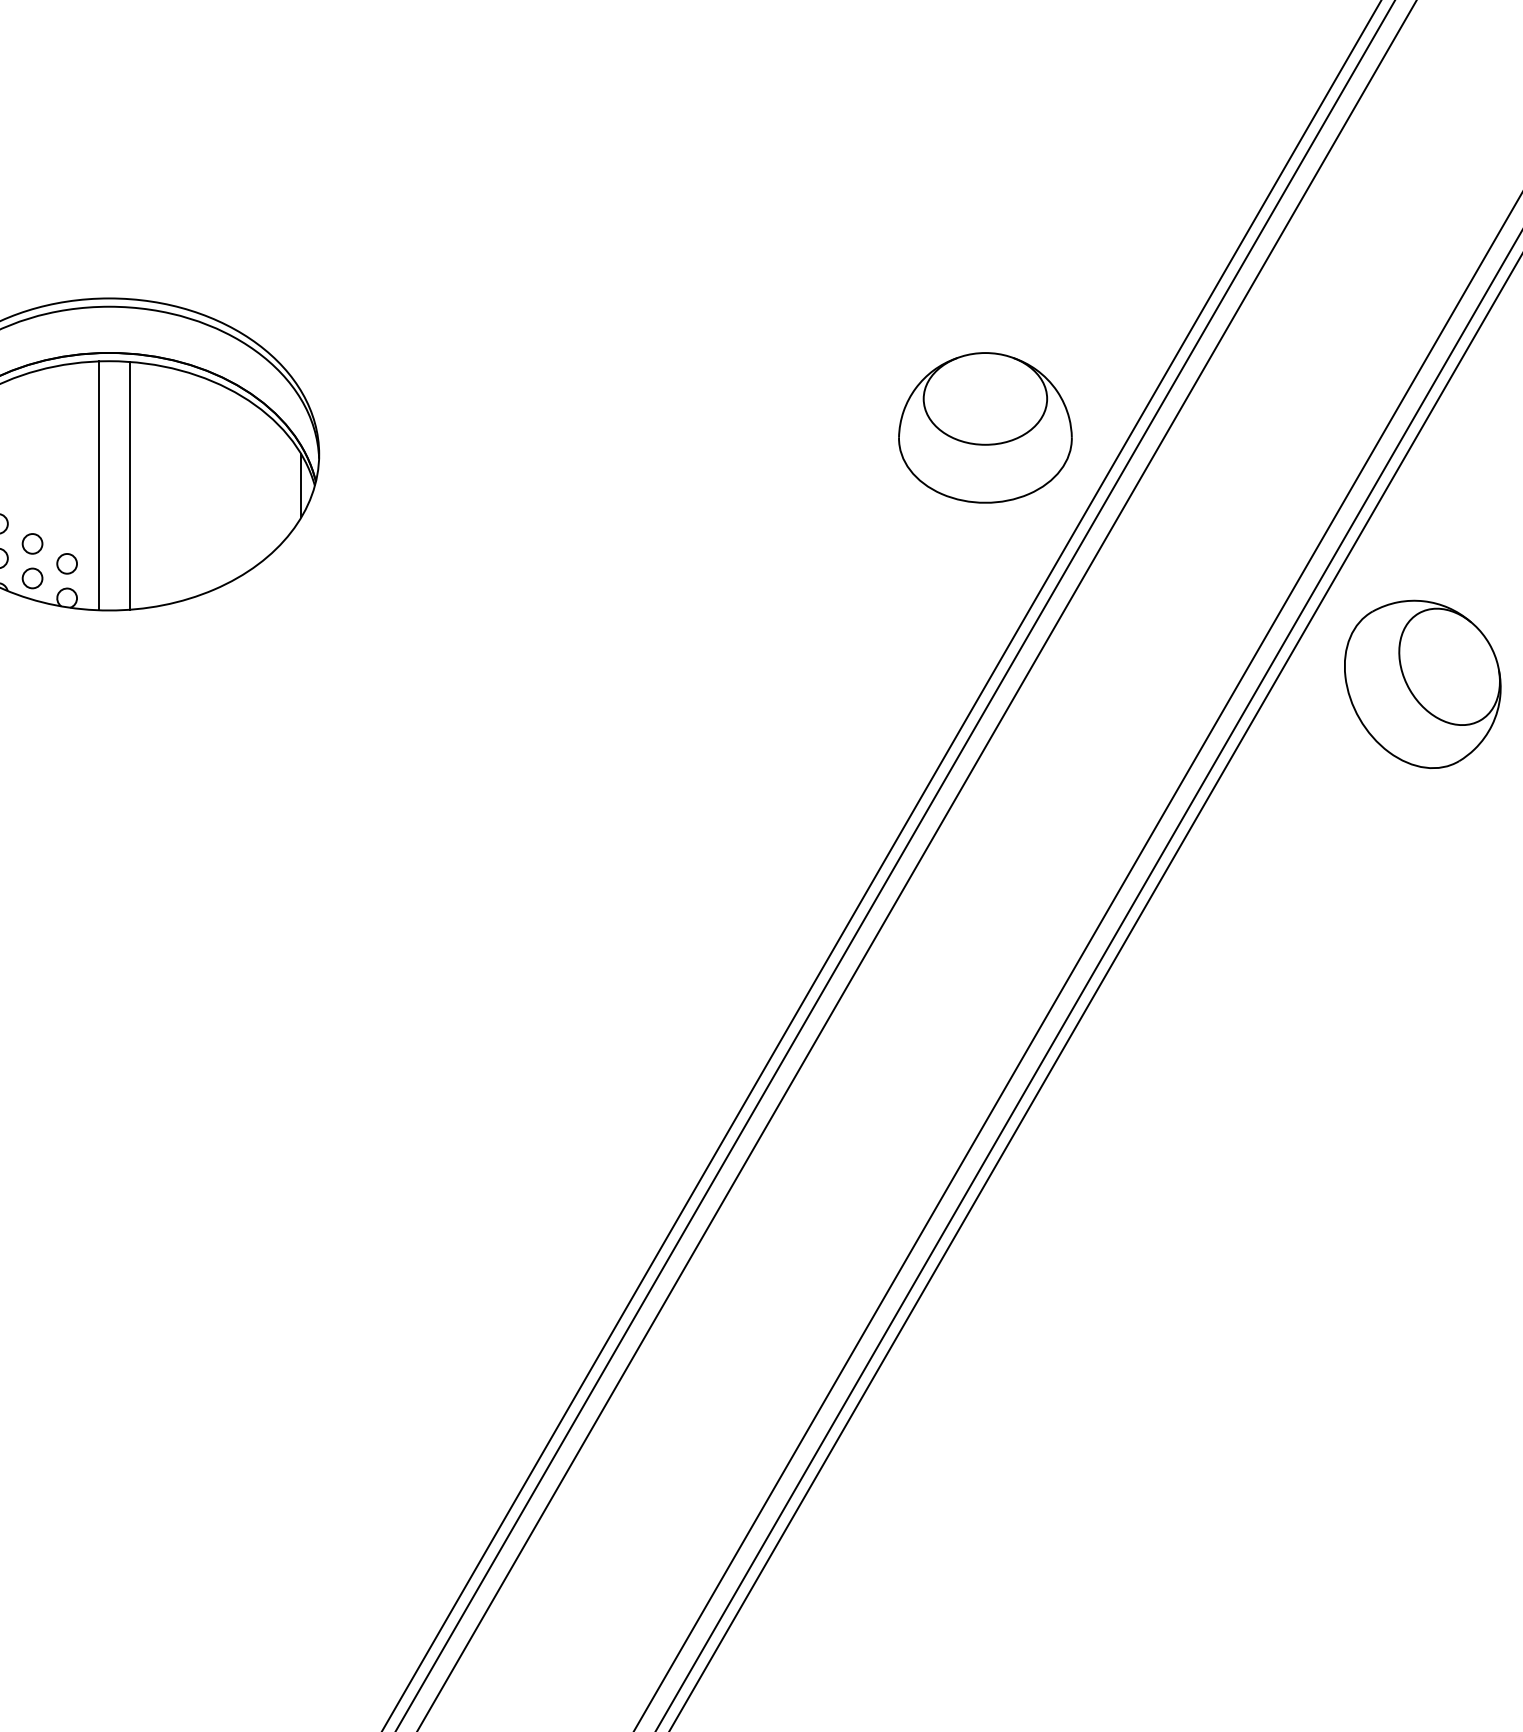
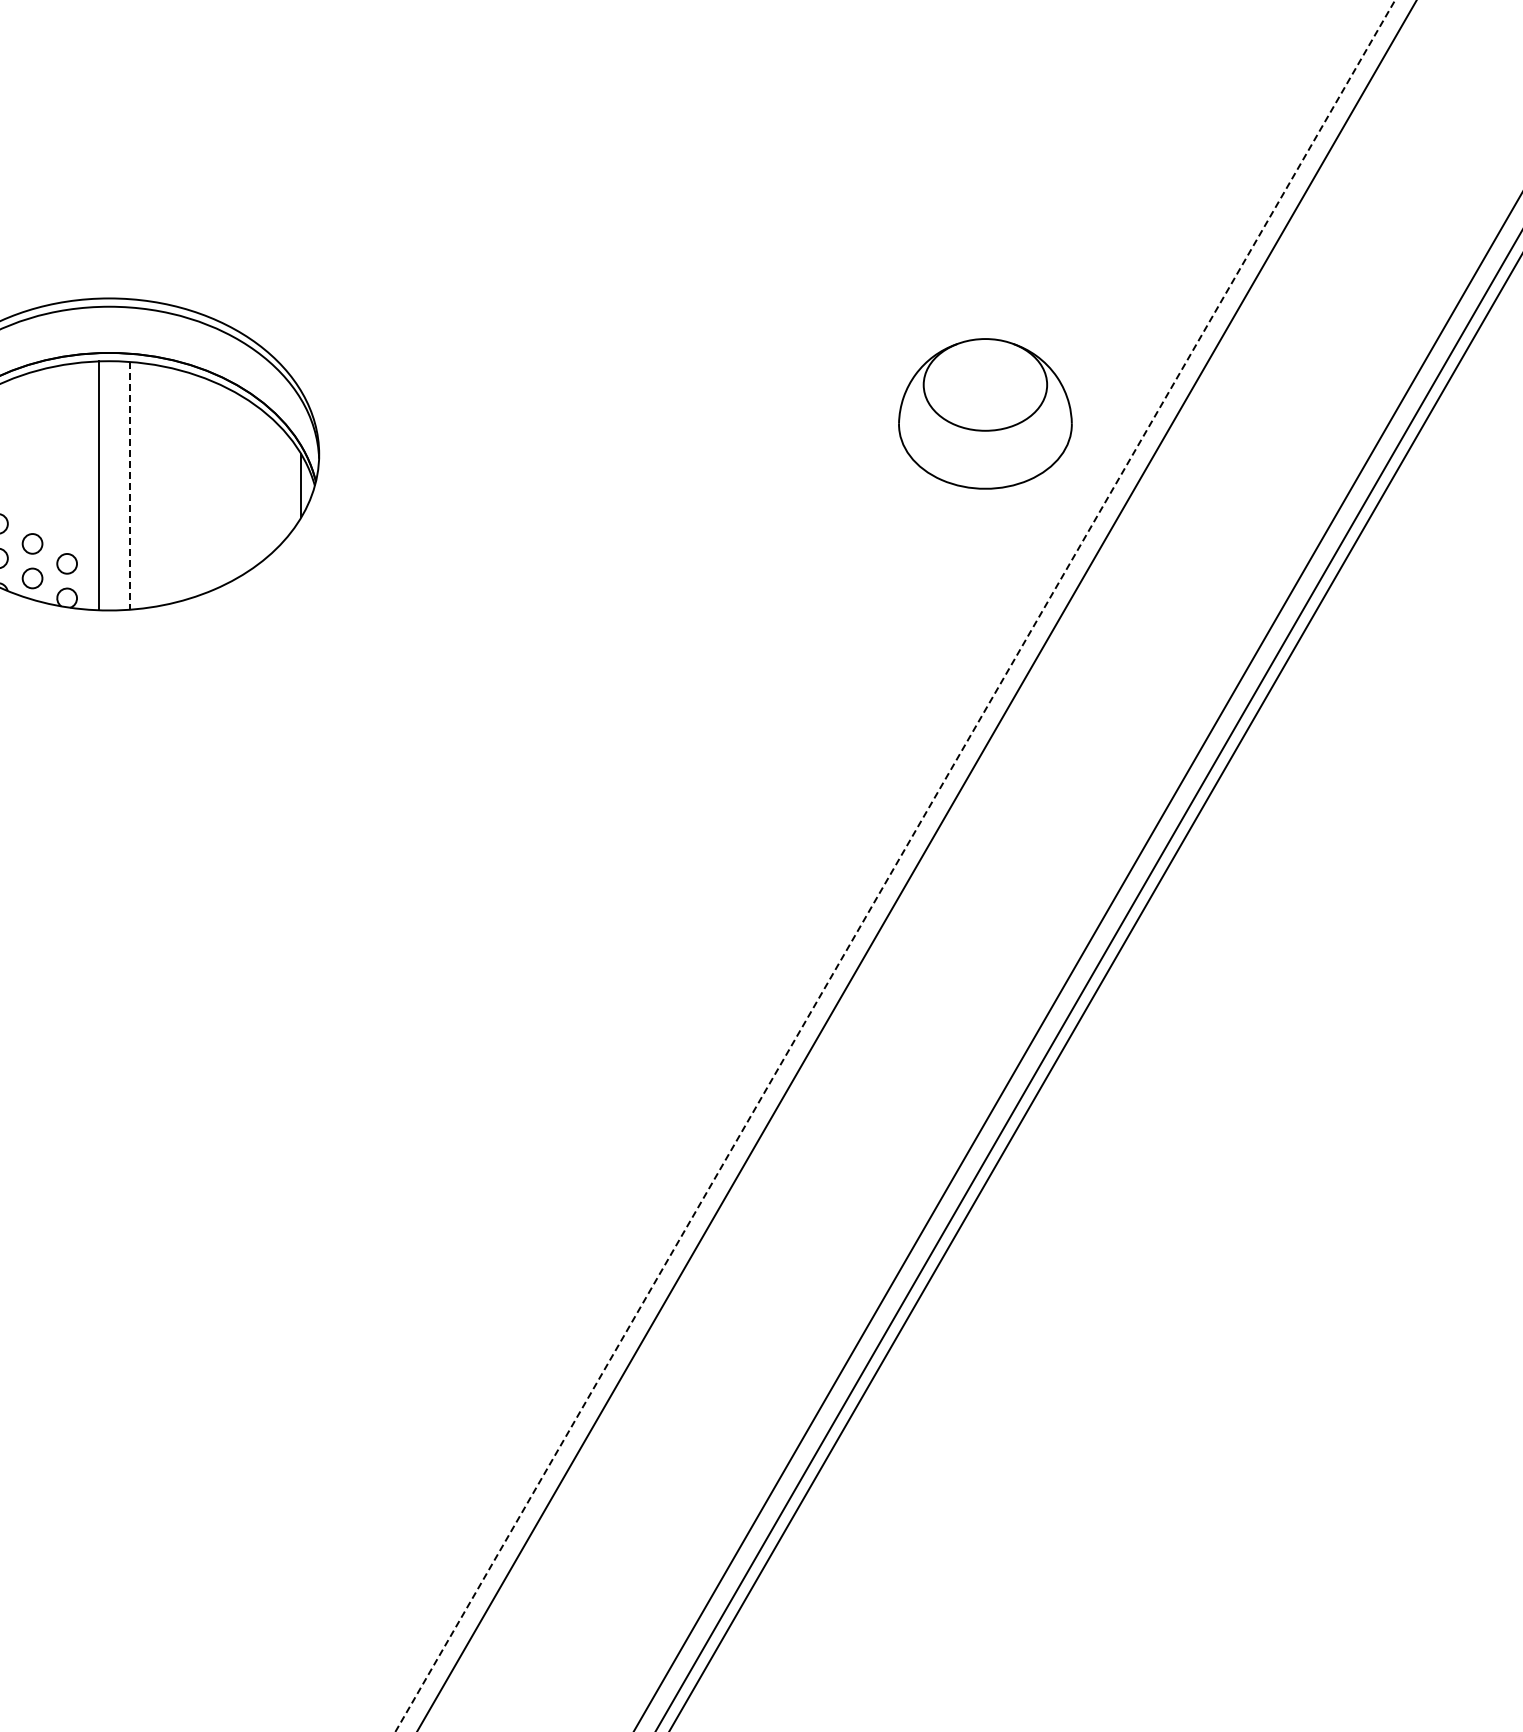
part position: (985, 427) -> (985, 413) (985, 413)
line: solid -> dashed (130, 485)
part: present -> none (1422, 683)
line: present -> none (881, 865)
line: solid -> dashed (894, 866)
